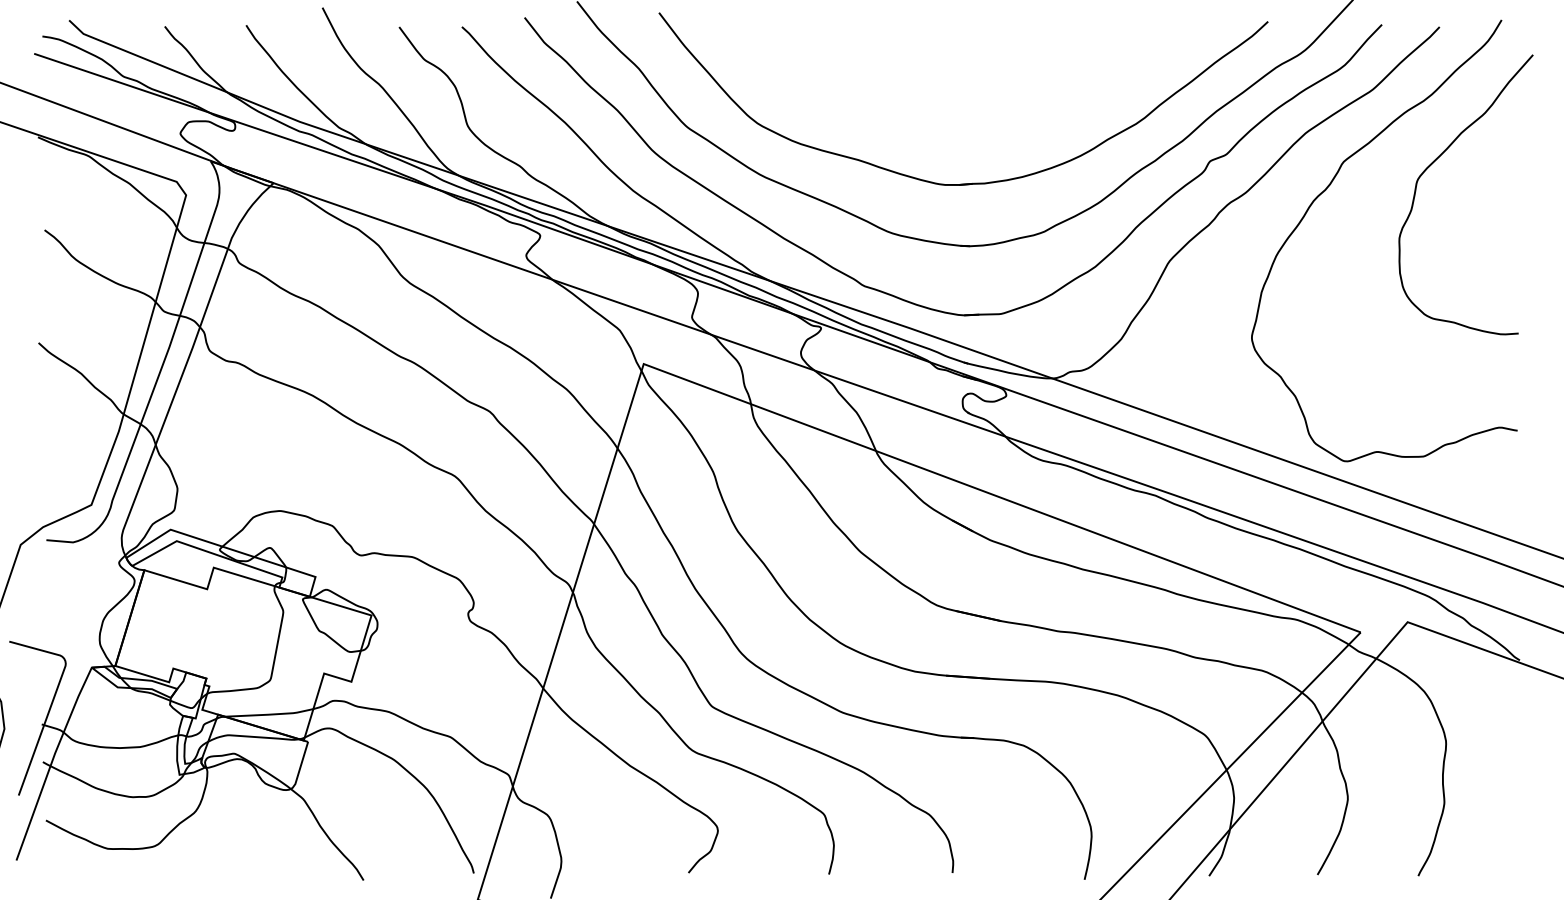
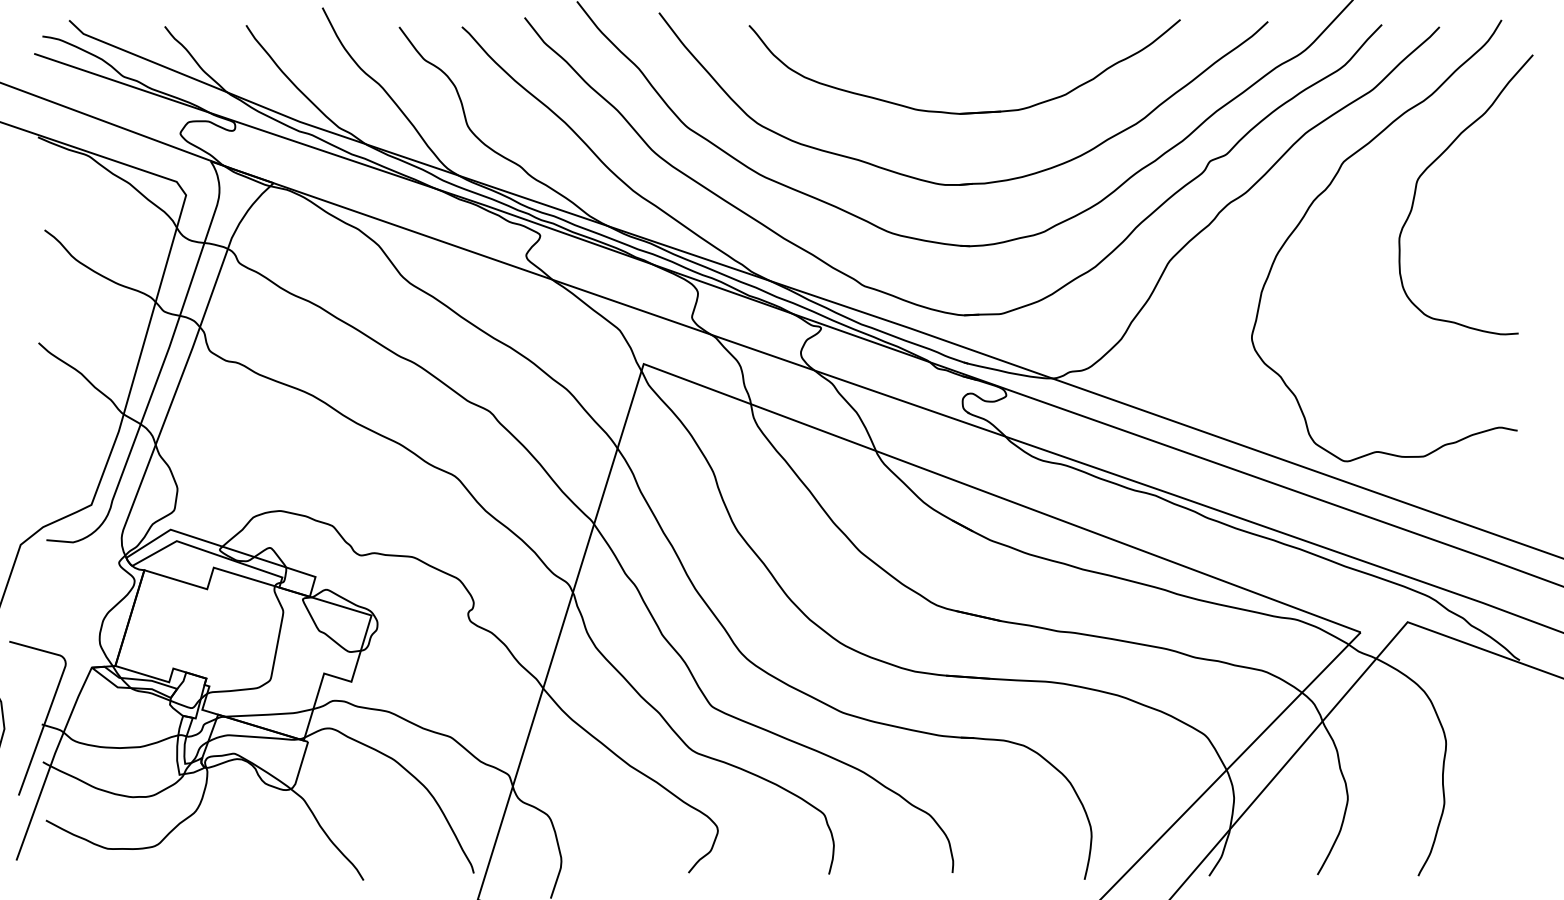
part: none -> present (964, 112)
